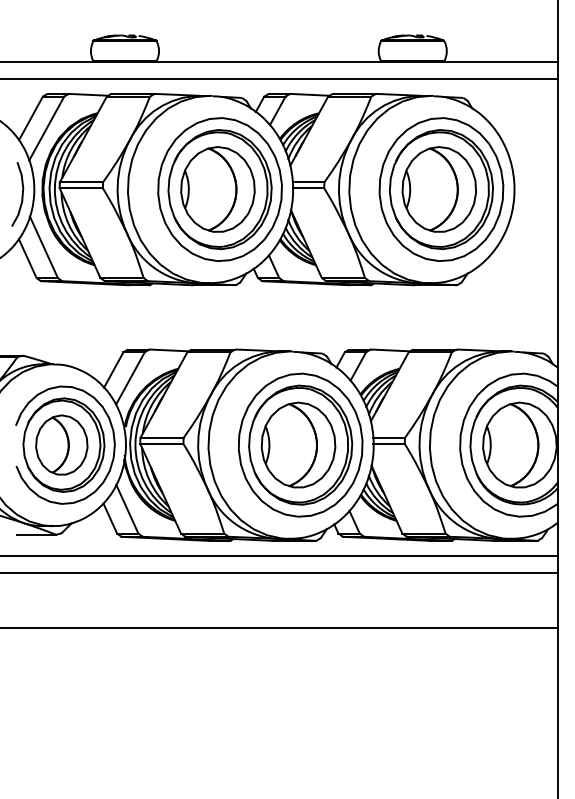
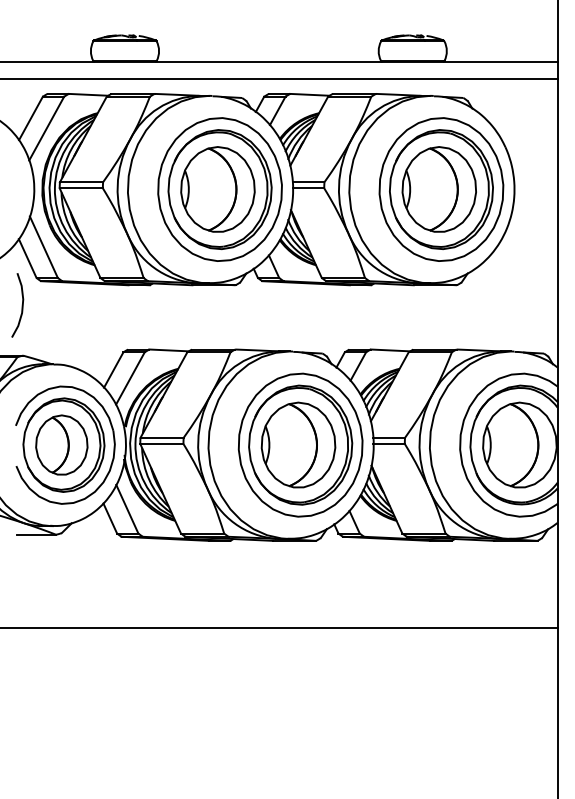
curve position: (21, 194) -> (21, 305) (21, 305)
line: present -> none (279, 555)
line: present -> none (279, 572)
